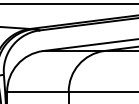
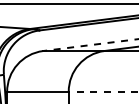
line: solid -> dashed (90, 45)
line: solid -> dashed (103, 91)
